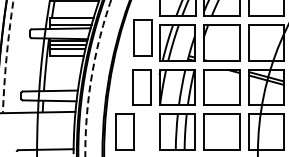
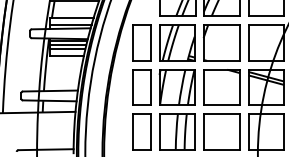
part position: (142, 37) -> (141, 42) (141, 42)
arc: dashed -> solid (6, 56)
circle: dashed -> solid (97, 78)
part position: (124, 131) -> (141, 131) (141, 131)
